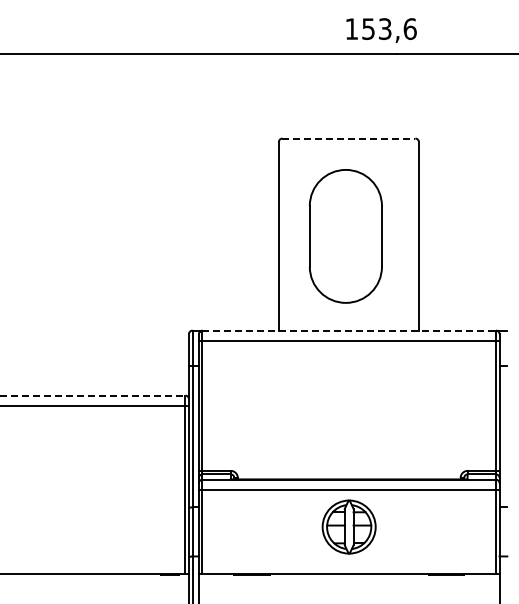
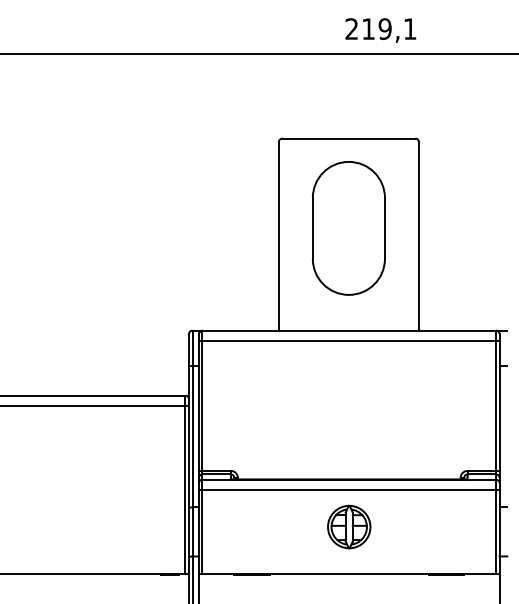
text: 153,6 -> 219,1 (380, 29)
line: dashed -> solid (349, 138)
part position: (345, 236) -> (348, 228) (348, 228)
line: dashed -> solid (349, 330)
line: dashed -> solid (93, 395)
part size: 56x56 px -> 45x46 px (349, 526)
